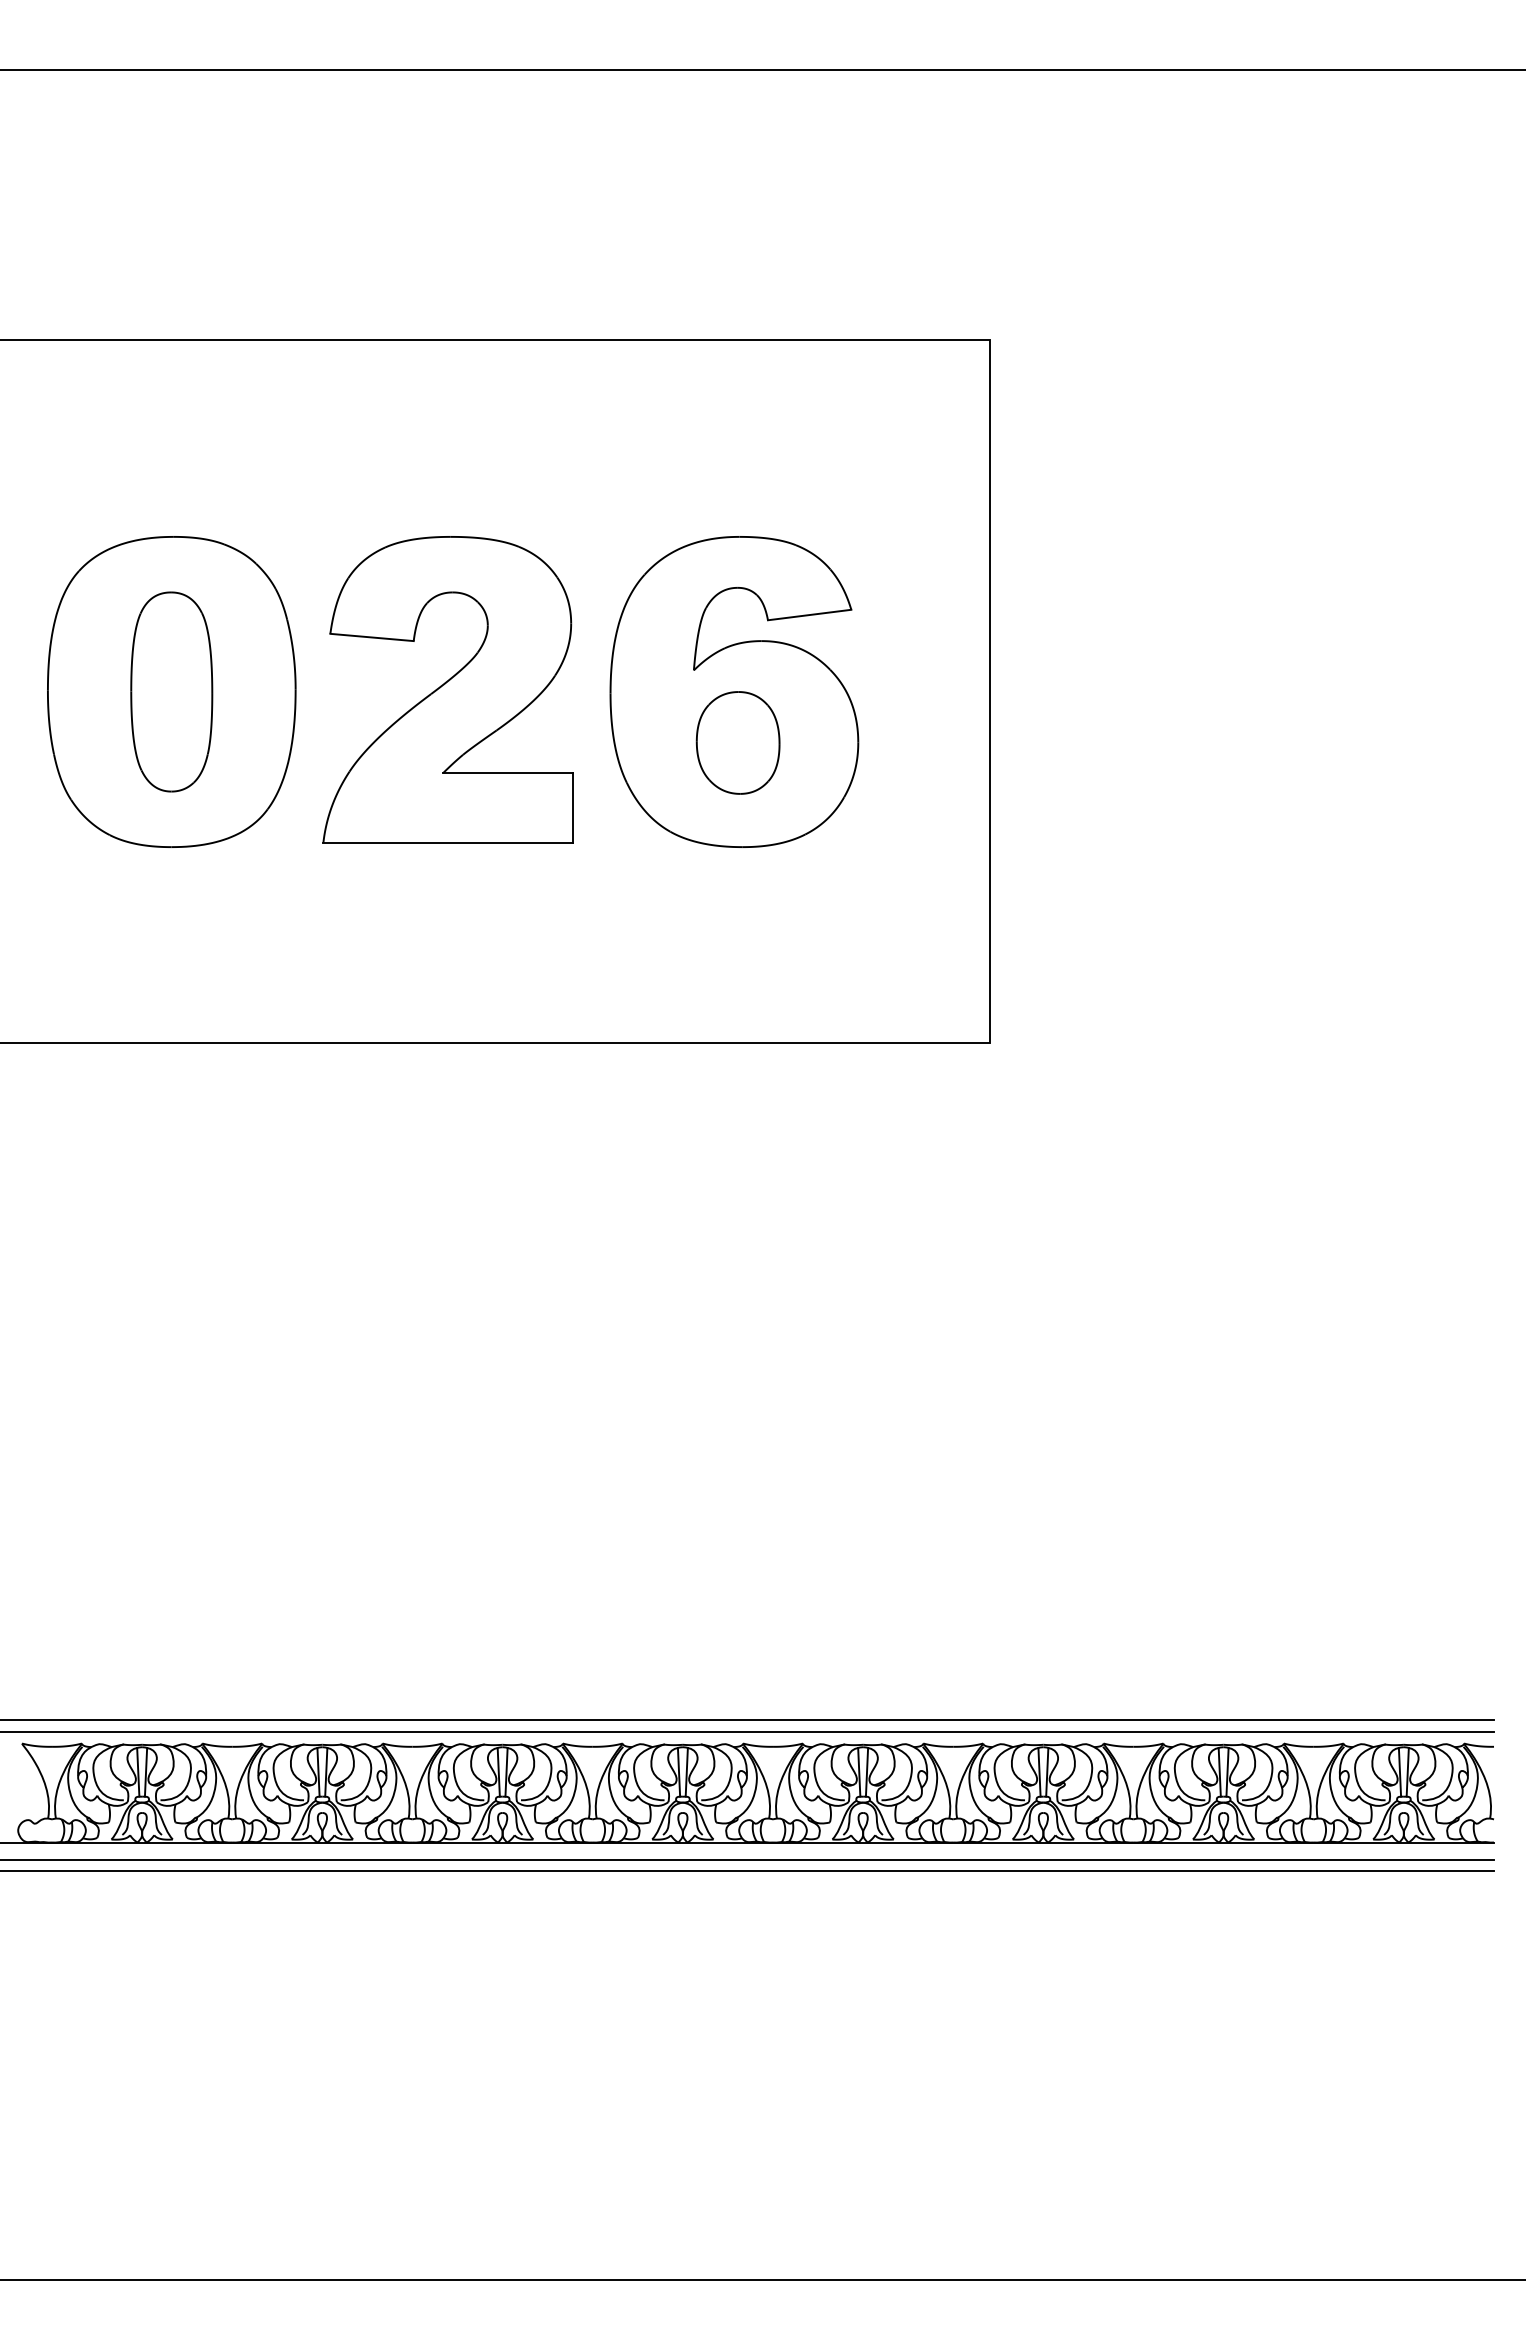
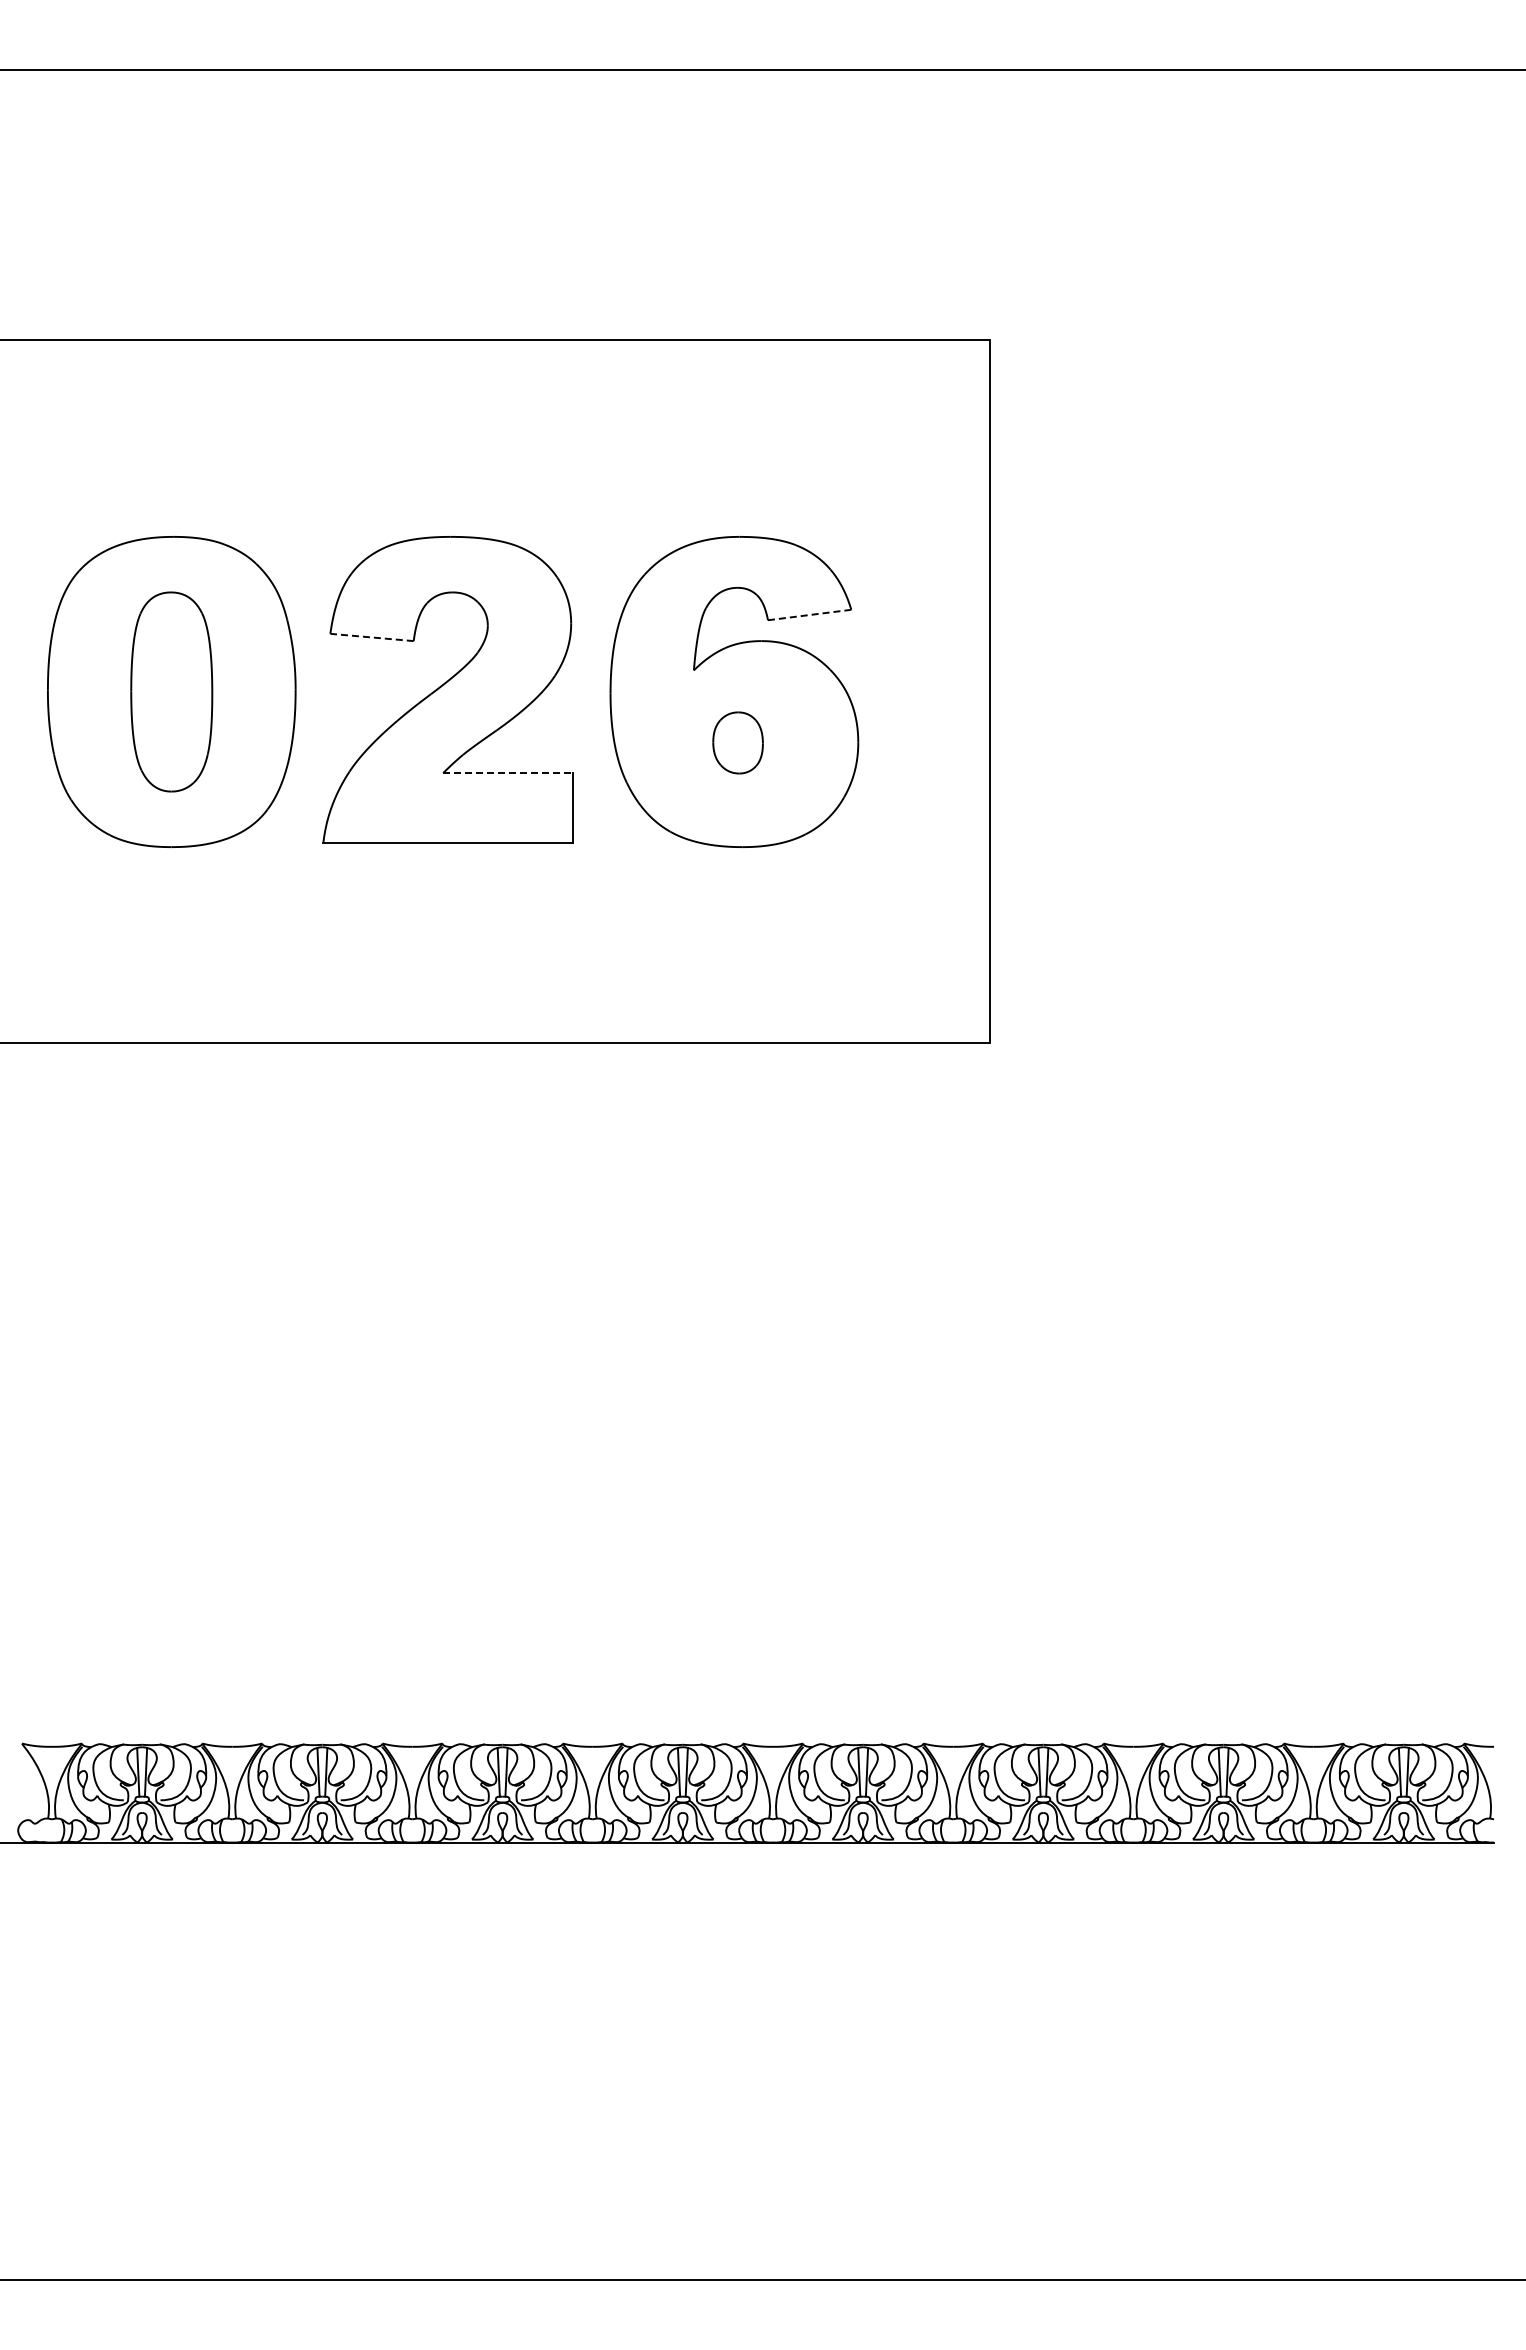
line: solid -> dashed (809, 615)
line: solid -> dashed (372, 637)
part size: 86x104 px -> 52x64 px (737, 742)
line: solid -> dashed (508, 773)
line: present -> none (748, 1719)
line: present -> none (748, 1732)
line: present -> none (748, 1859)
line: present -> none (748, 1871)
